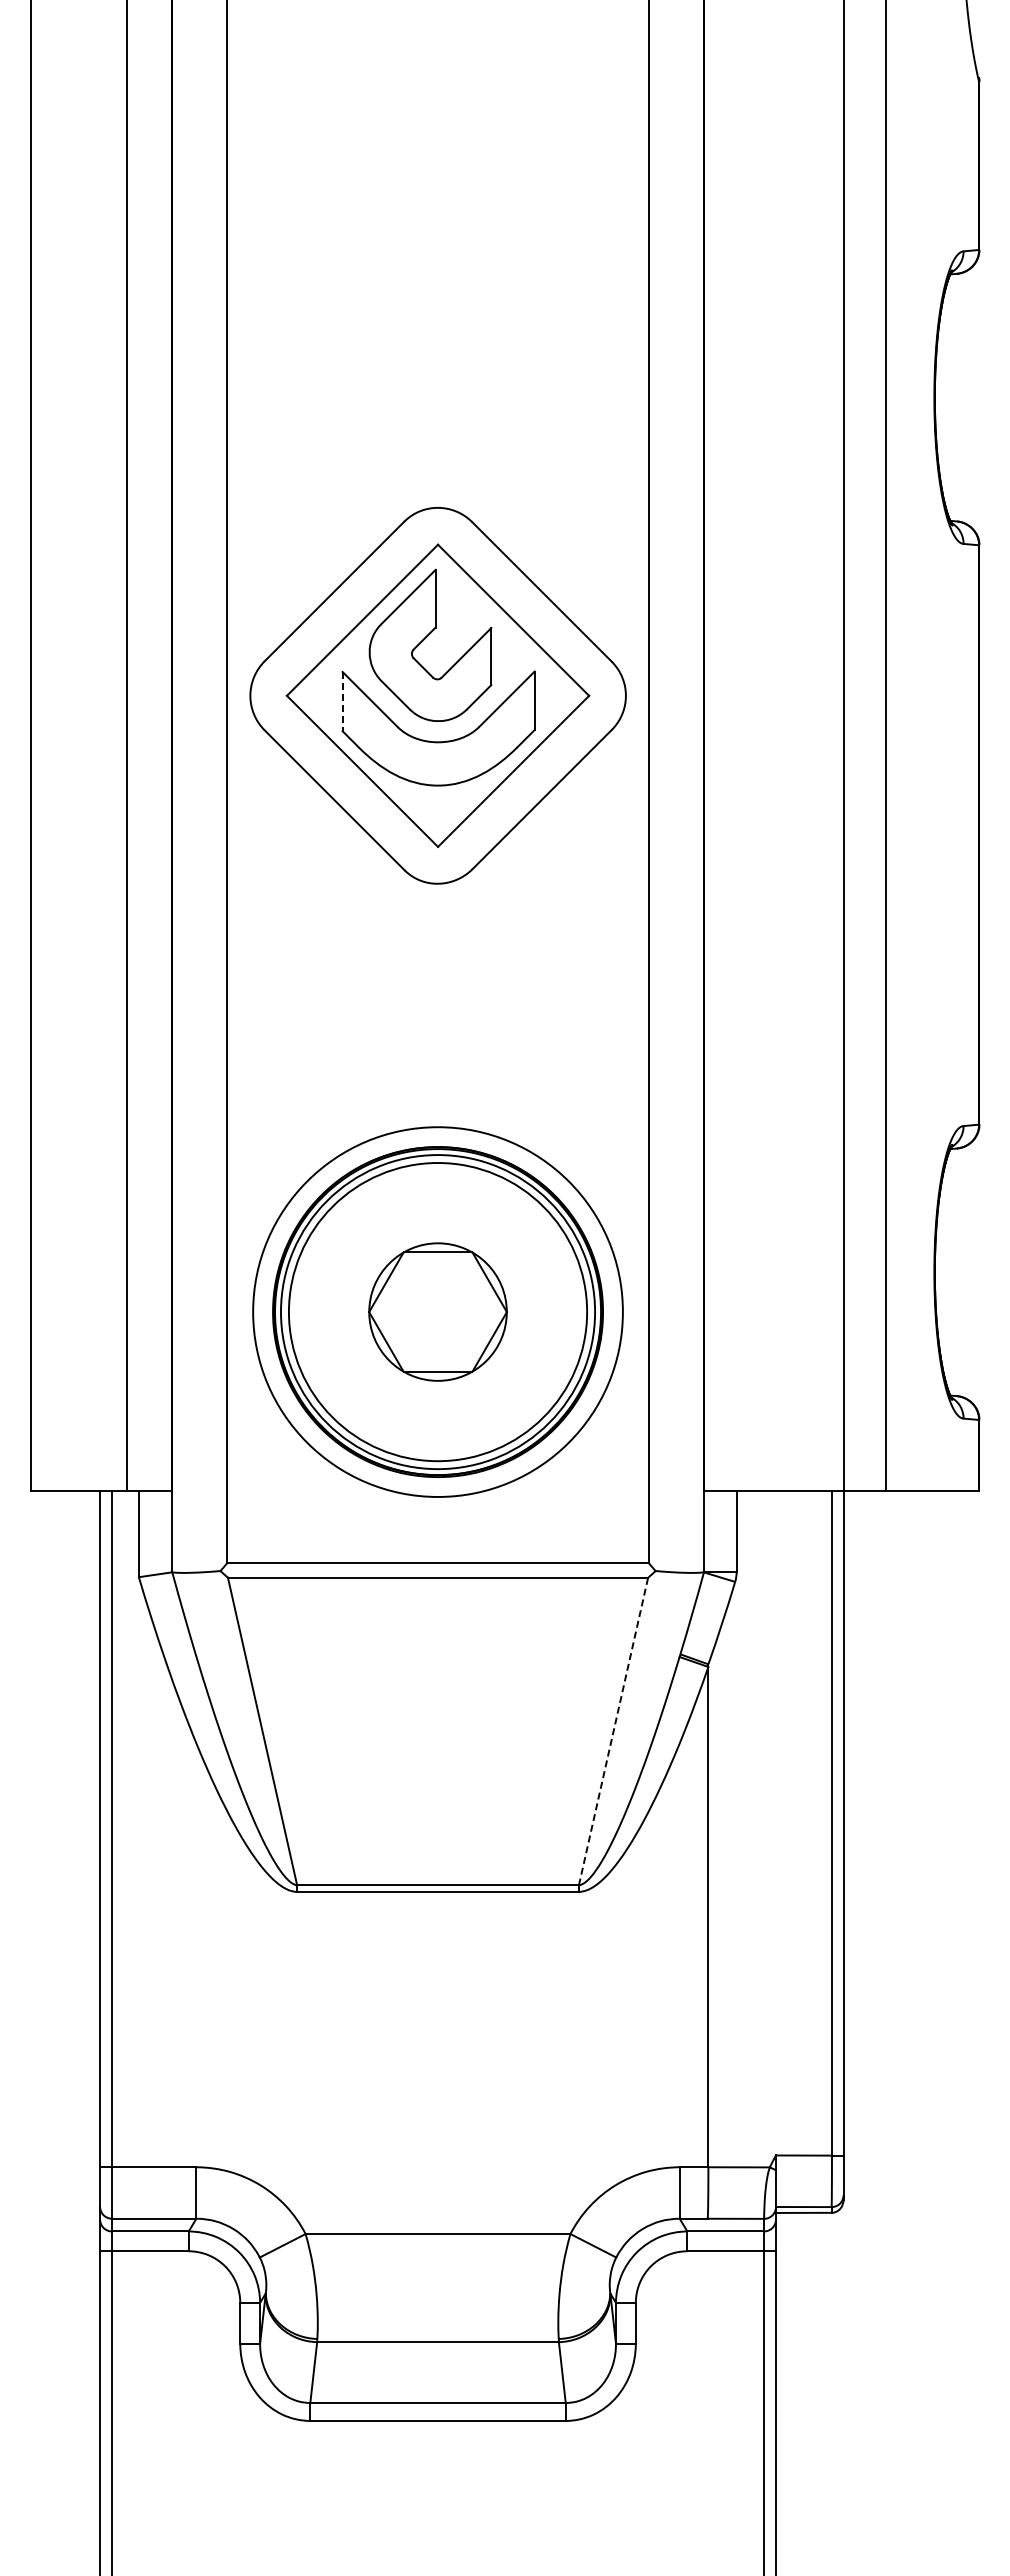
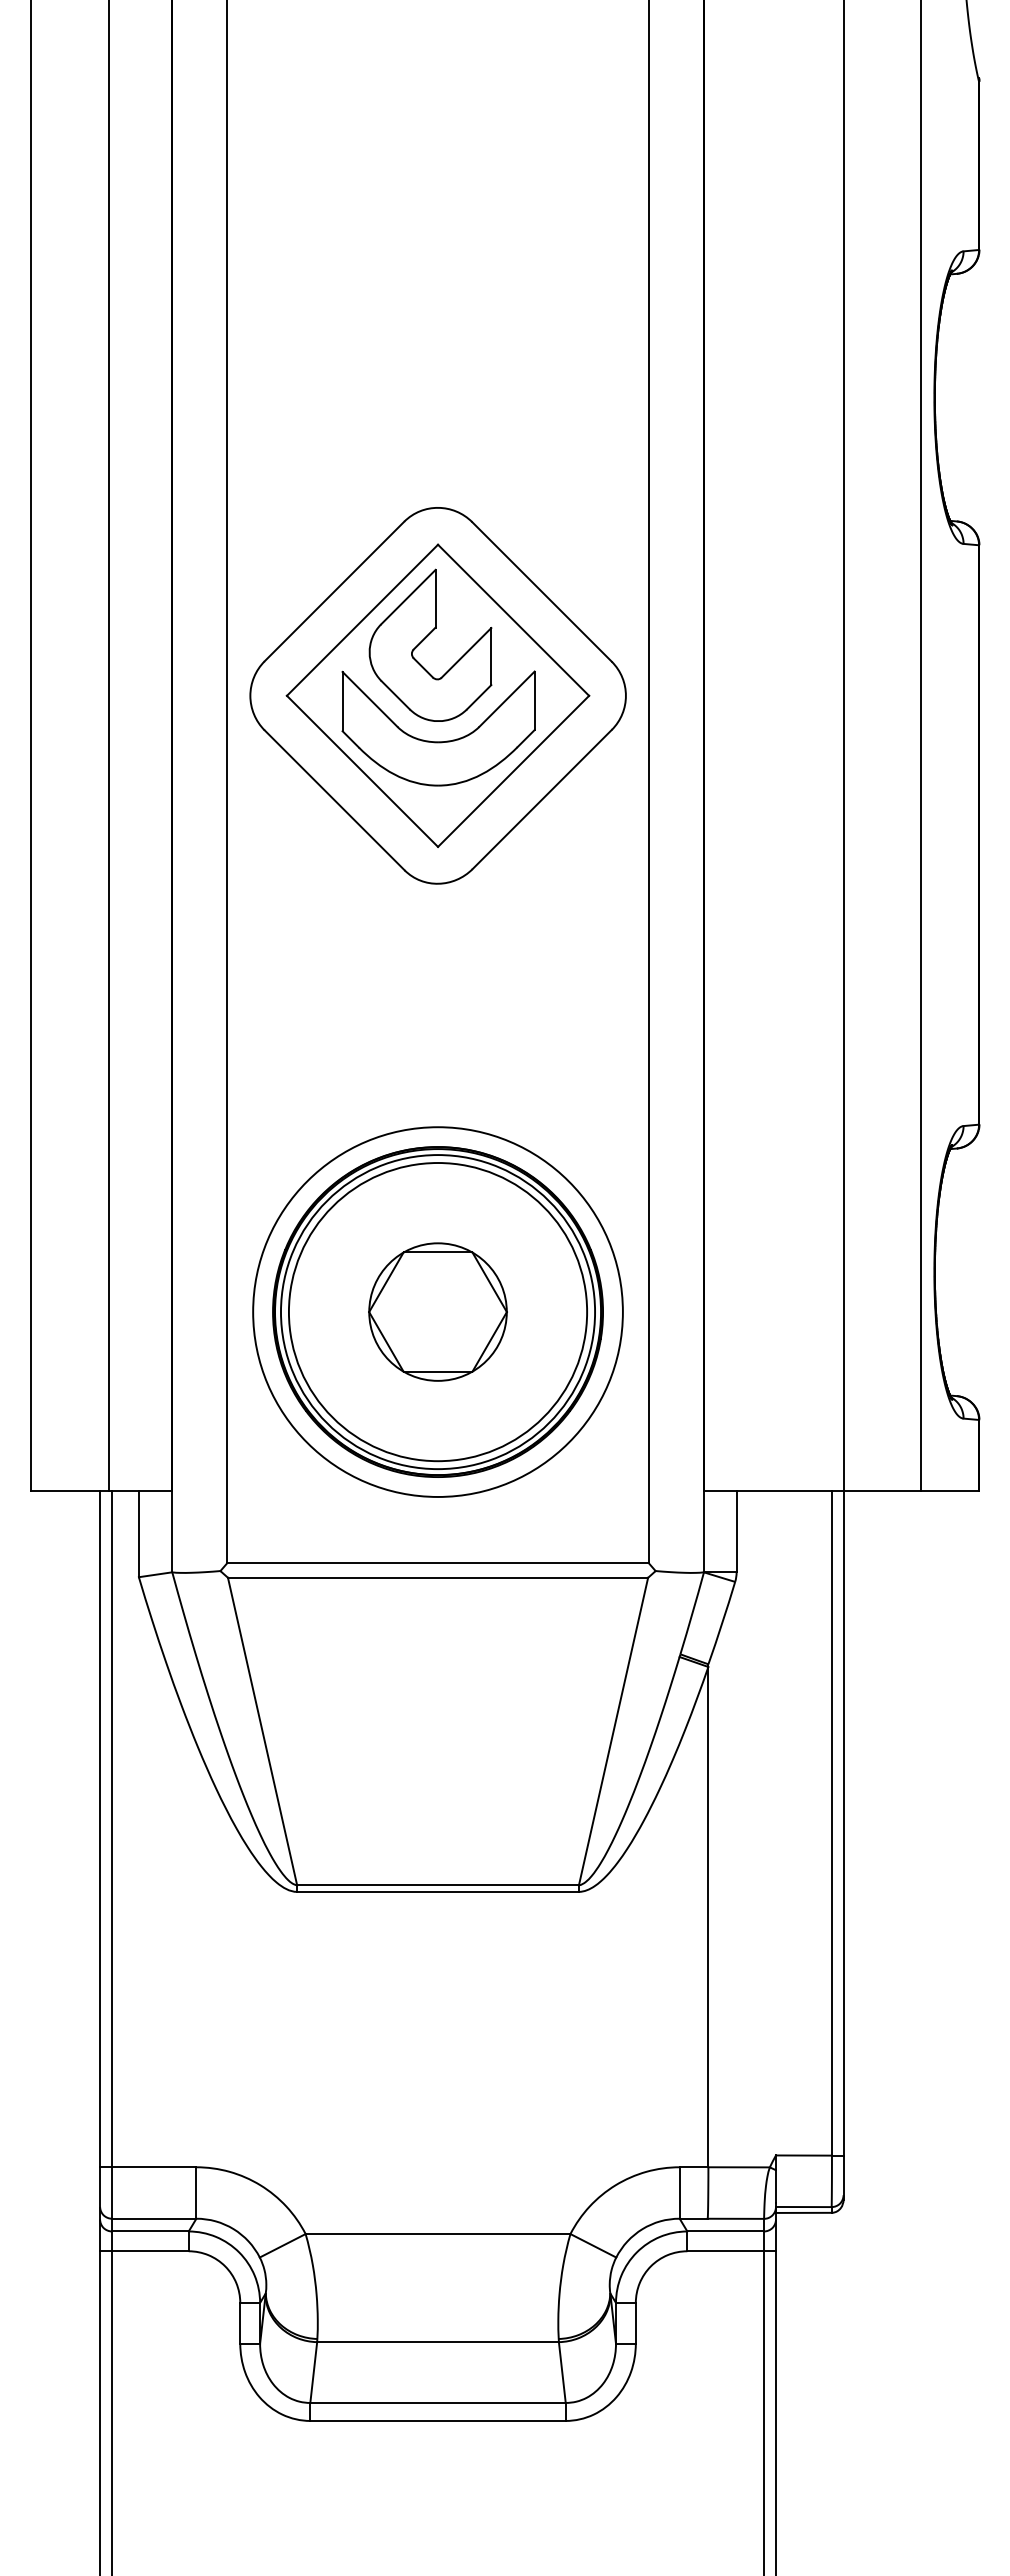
line: dashed -> solid (342, 701)
line position: (126, 746) -> (108, 746) (108, 746)
line position: (885, 746) -> (920, 746) (920, 746)
line: dashed -> solid (613, 1731)
